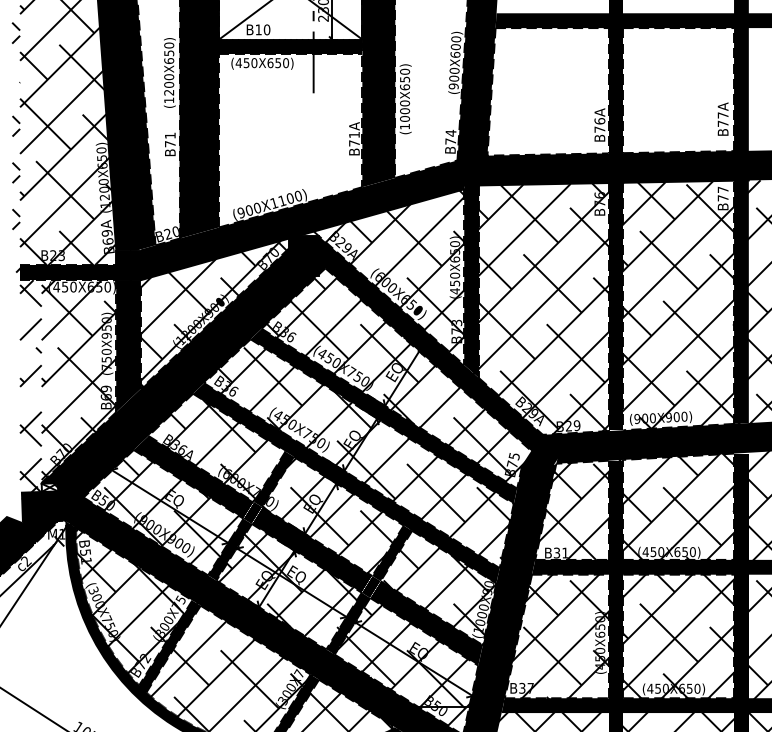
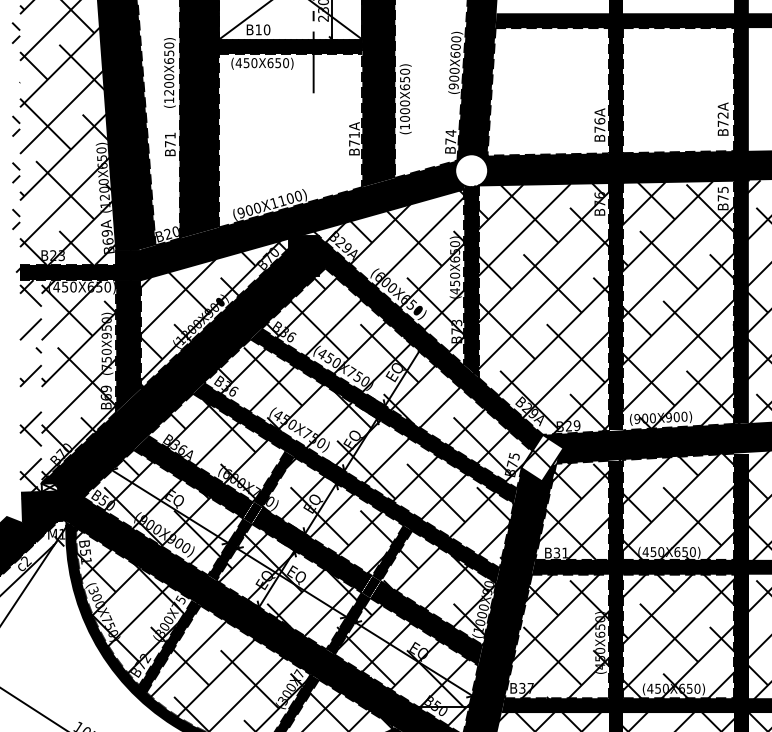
text: B77A -> B72A (722, 115)
fill: present -> none (471, 170)
text: B77 -> B75 (723, 189)
fill: present -> none (542, 457)
